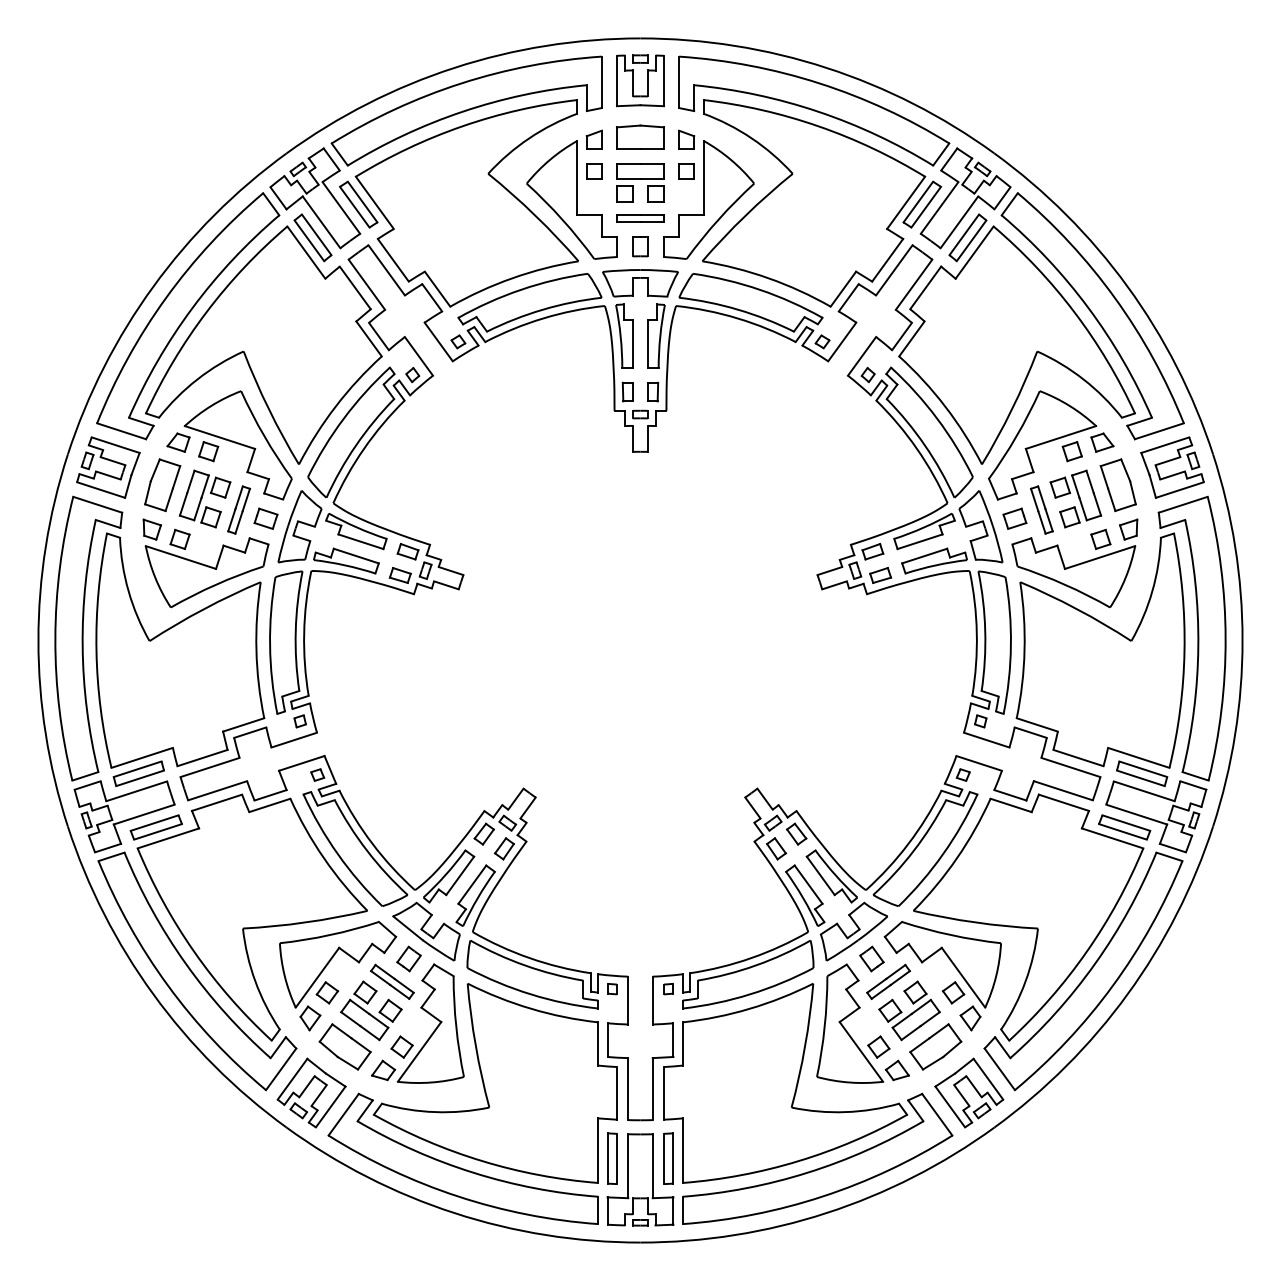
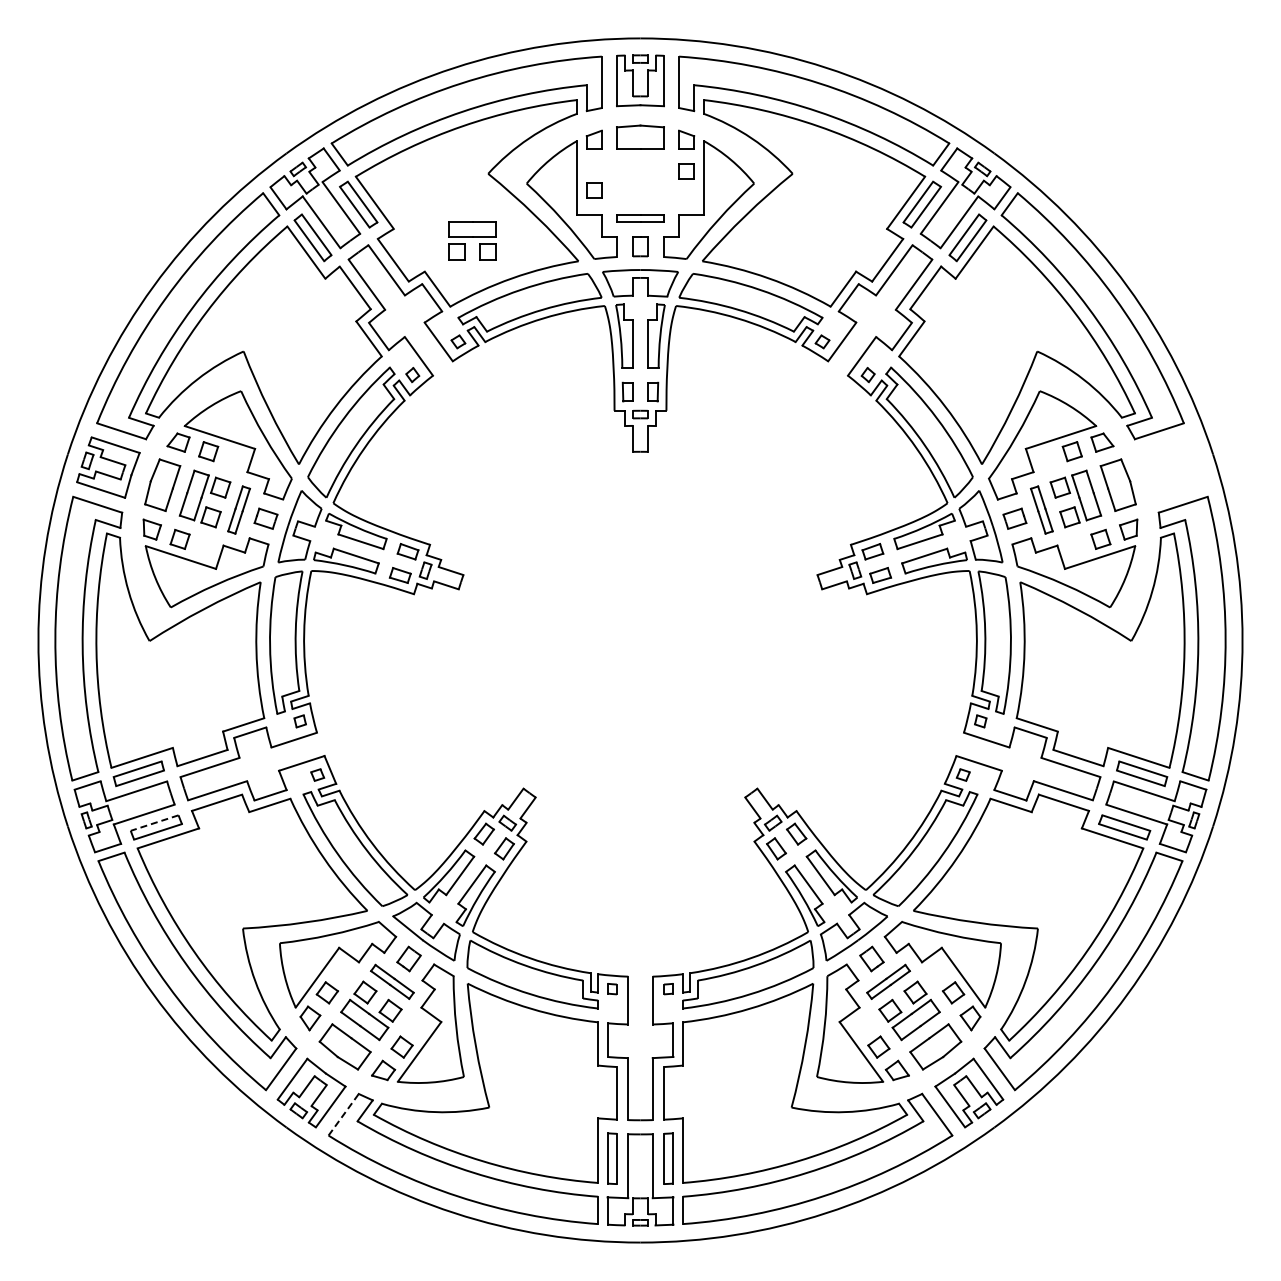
part position: (594, 171) -> (594, 190) (594, 190)
part position: (640, 182) -> (472, 240) (472, 240)
part: present -> none (1170, 461)
line: solid -> dashed (154, 823)
line: solid -> dashed (343, 1114)
